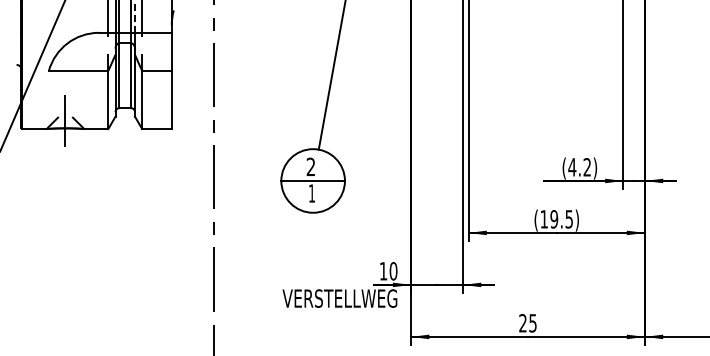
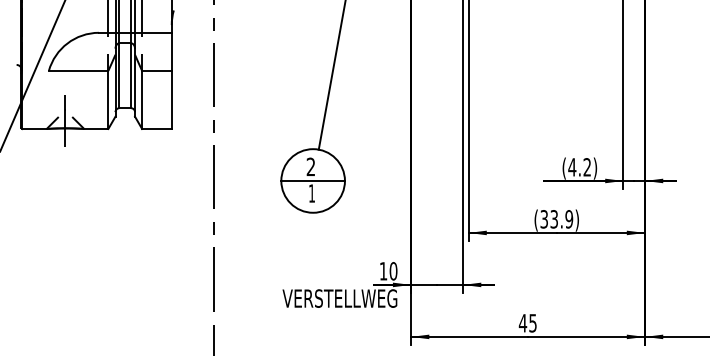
line: dashed -> solid (135, 16)
text: (19.5) -> (33.9) (556, 219)
text: 25 -> 45 (522, 322)
